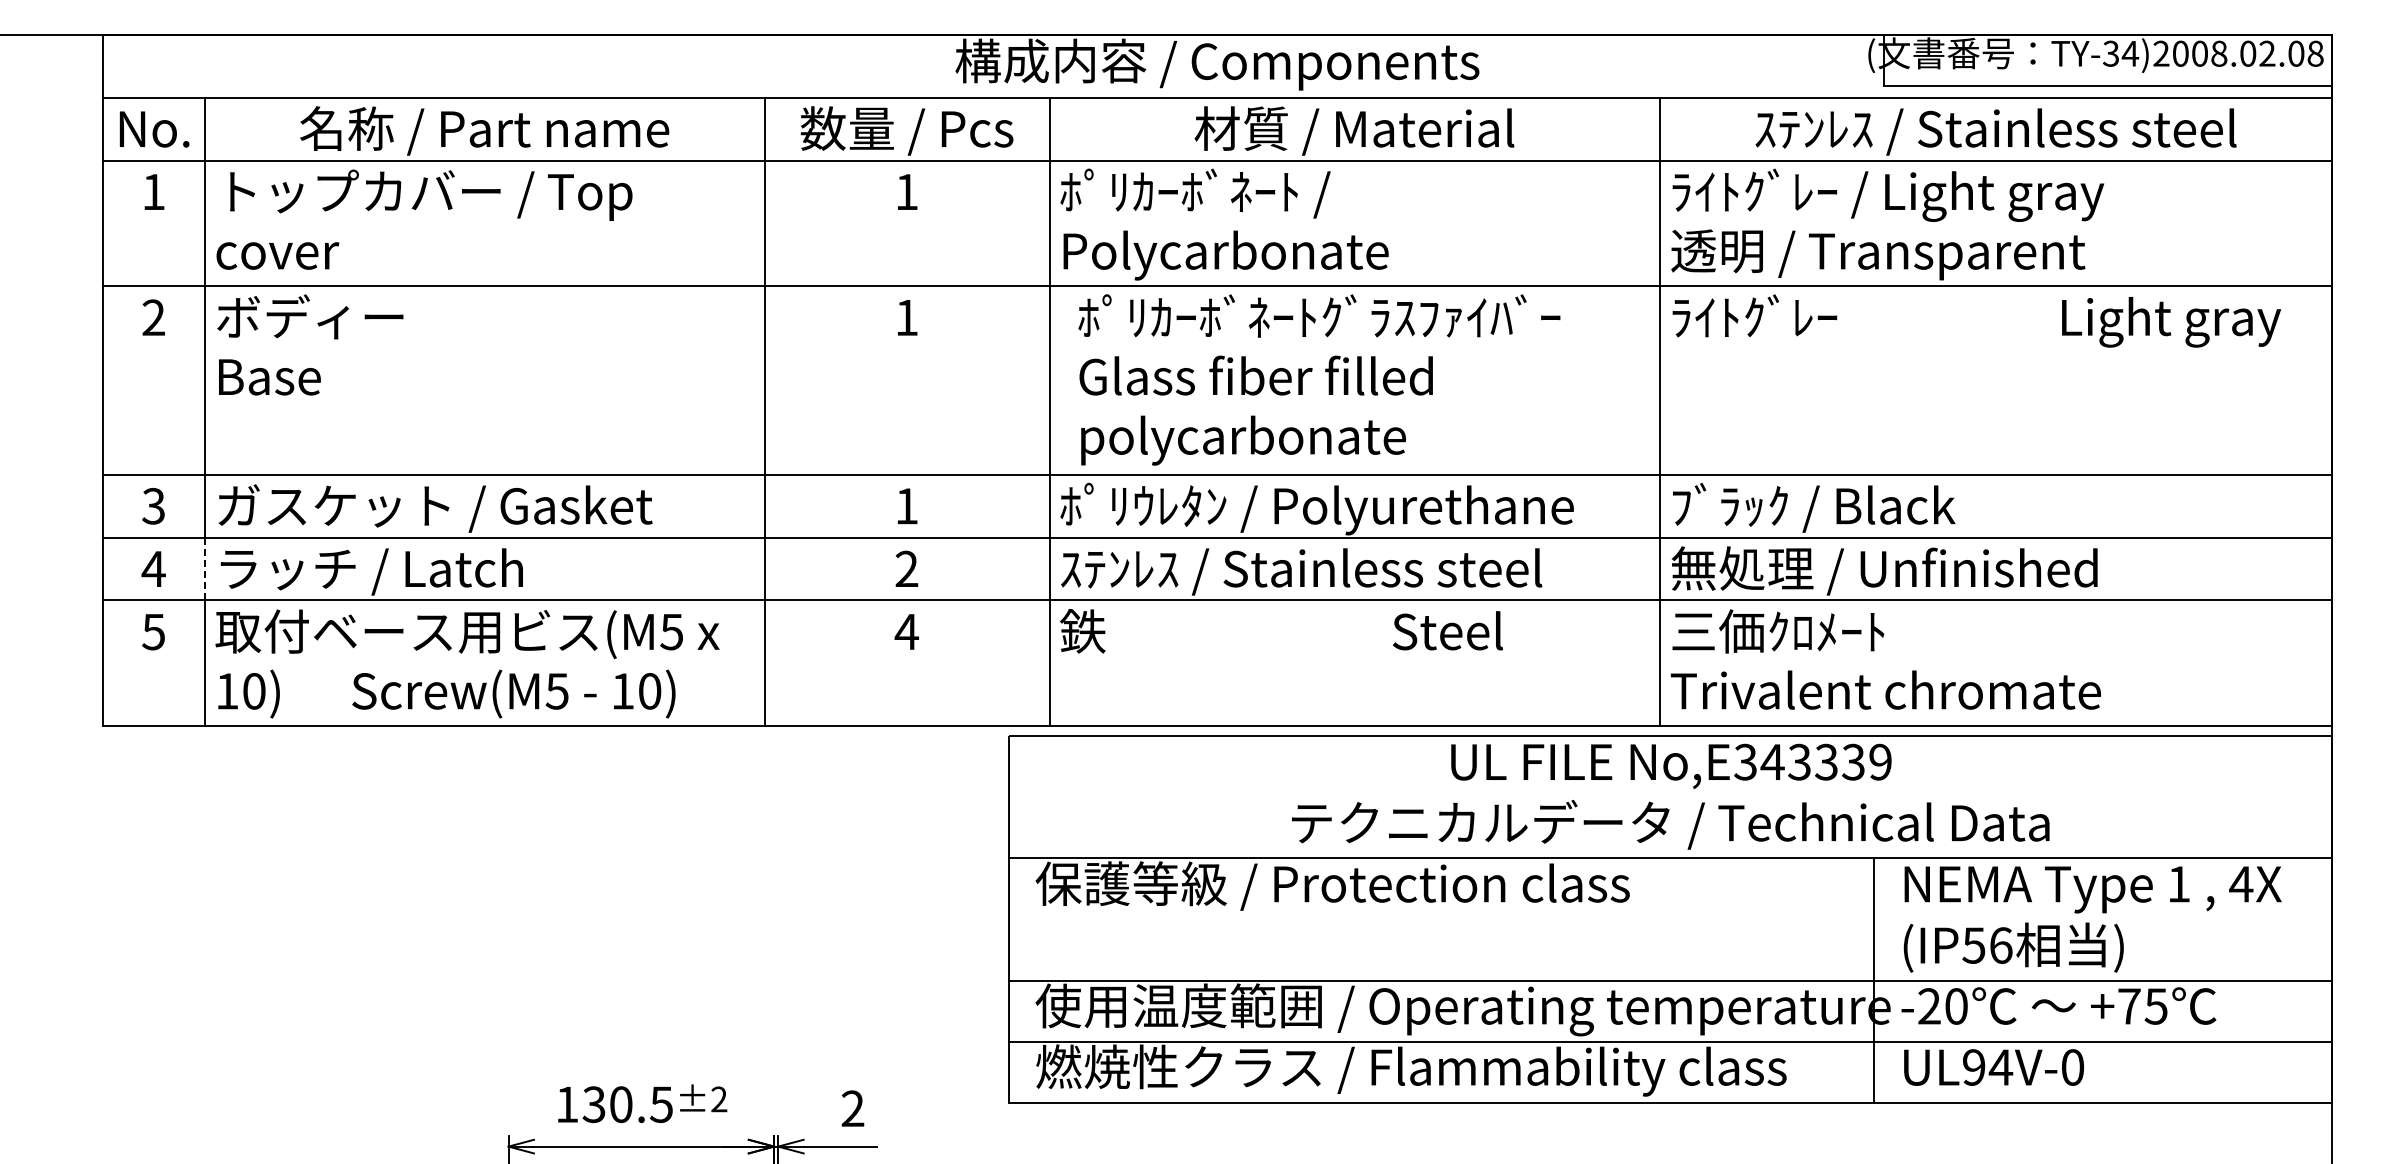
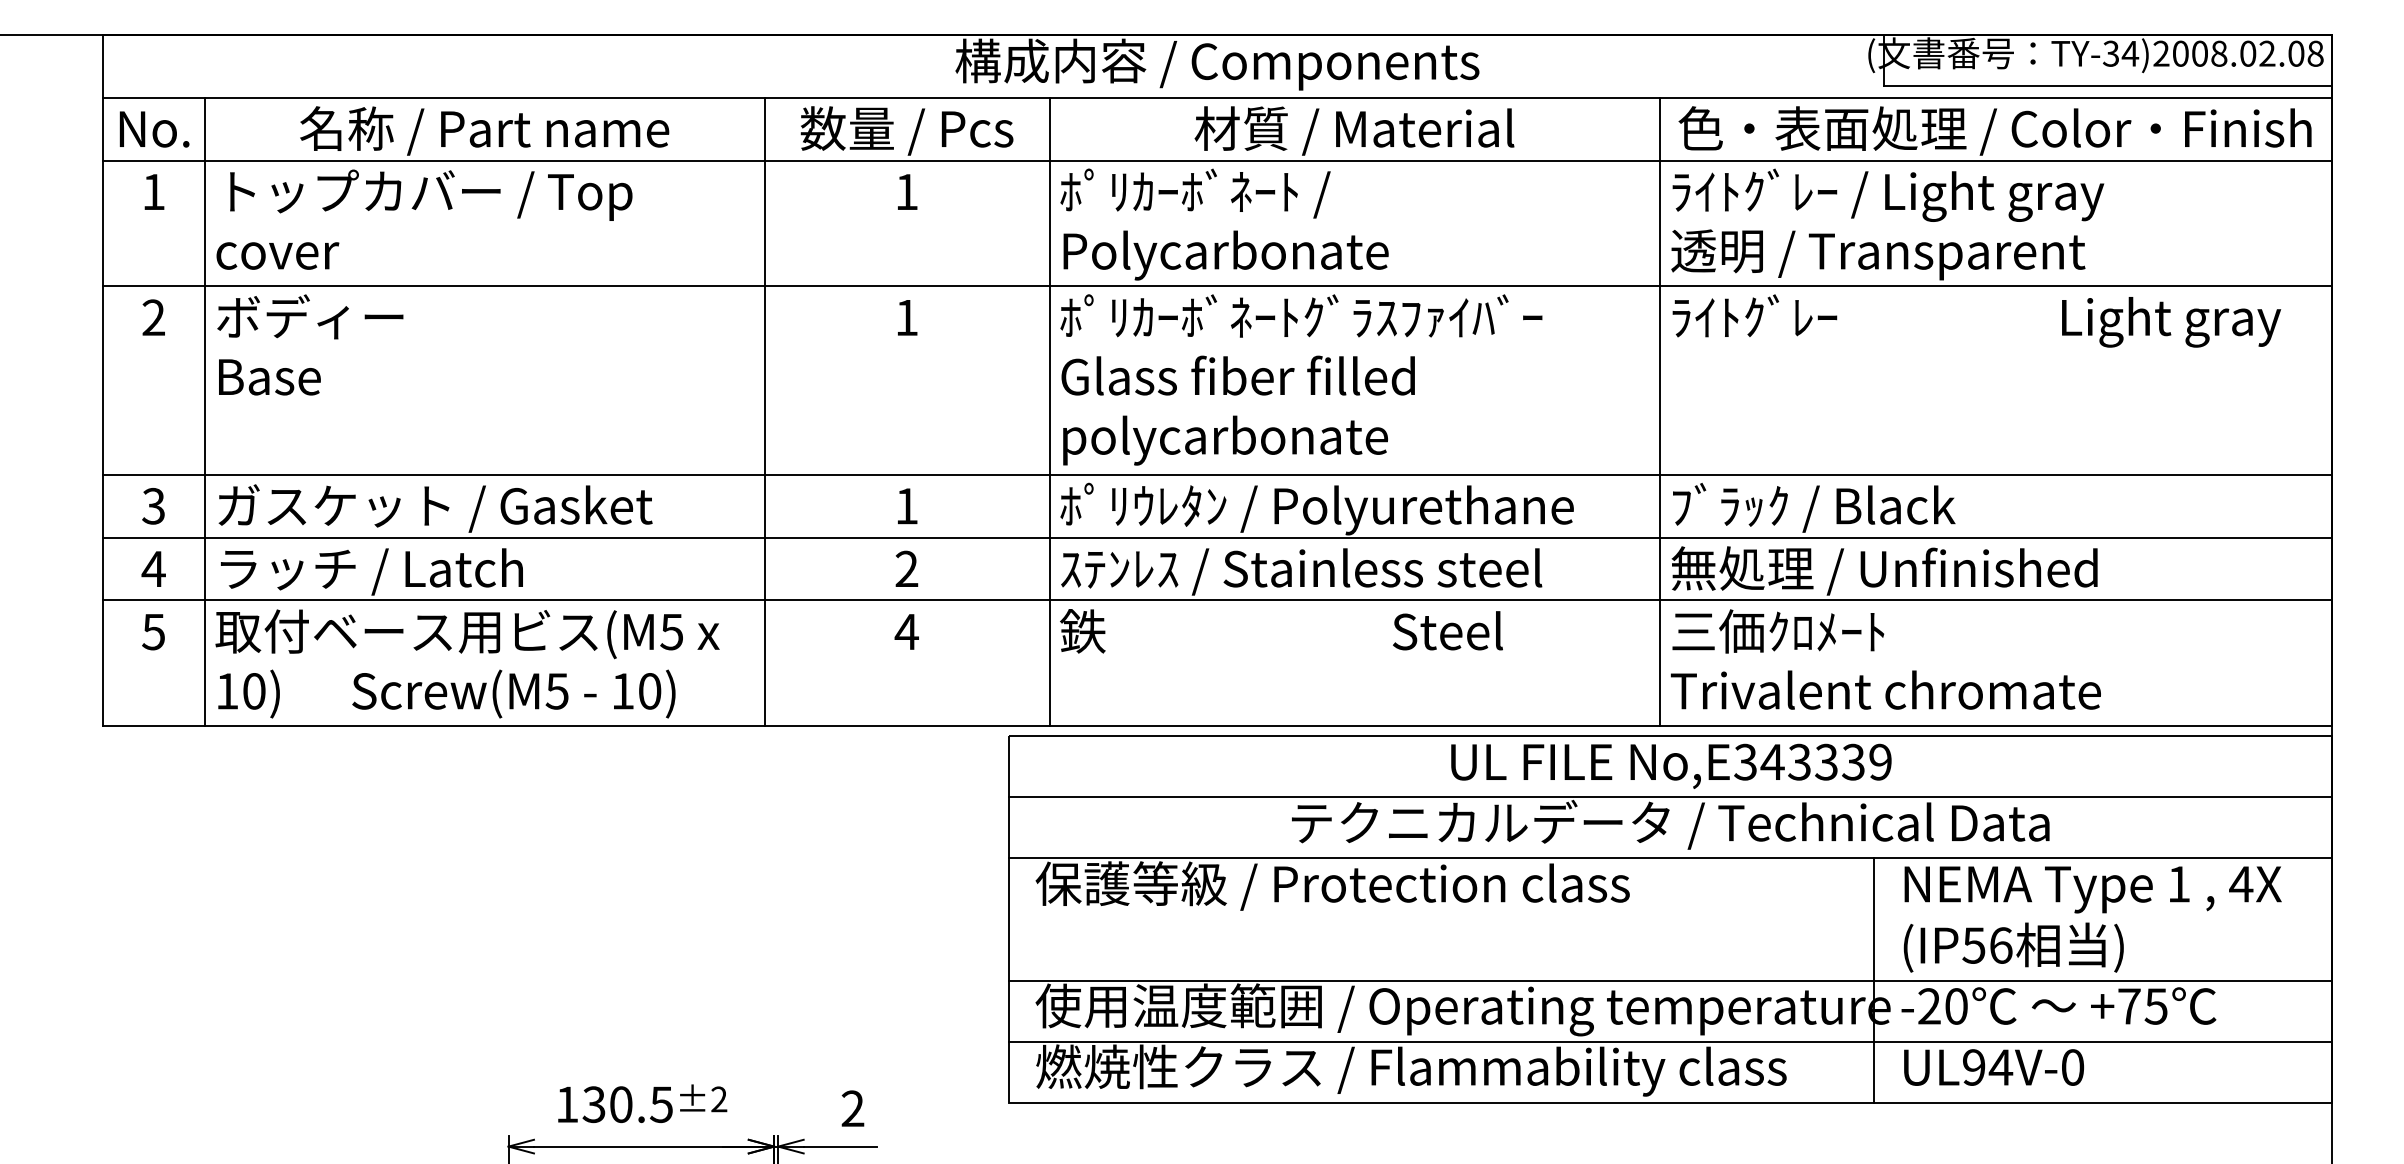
text: ｽﾃﾝﾚｽ / Stainless steel -> 色・表面処理 / Color・Finish (1994, 130)
text position: (1319, 379) -> (1301, 379) (1301, 379)
line: dashed -> solid (204, 569)
line: none -> present (1669, 797)
